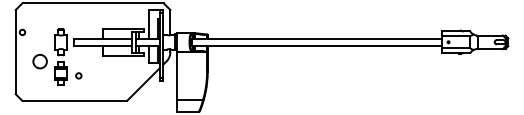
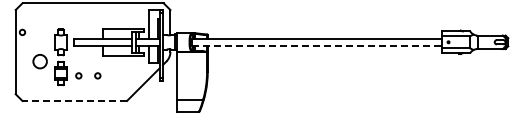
line: solid -> dashed (316, 45)
circle: none -> present (97, 75)
line: solid -> dashed (74, 101)
